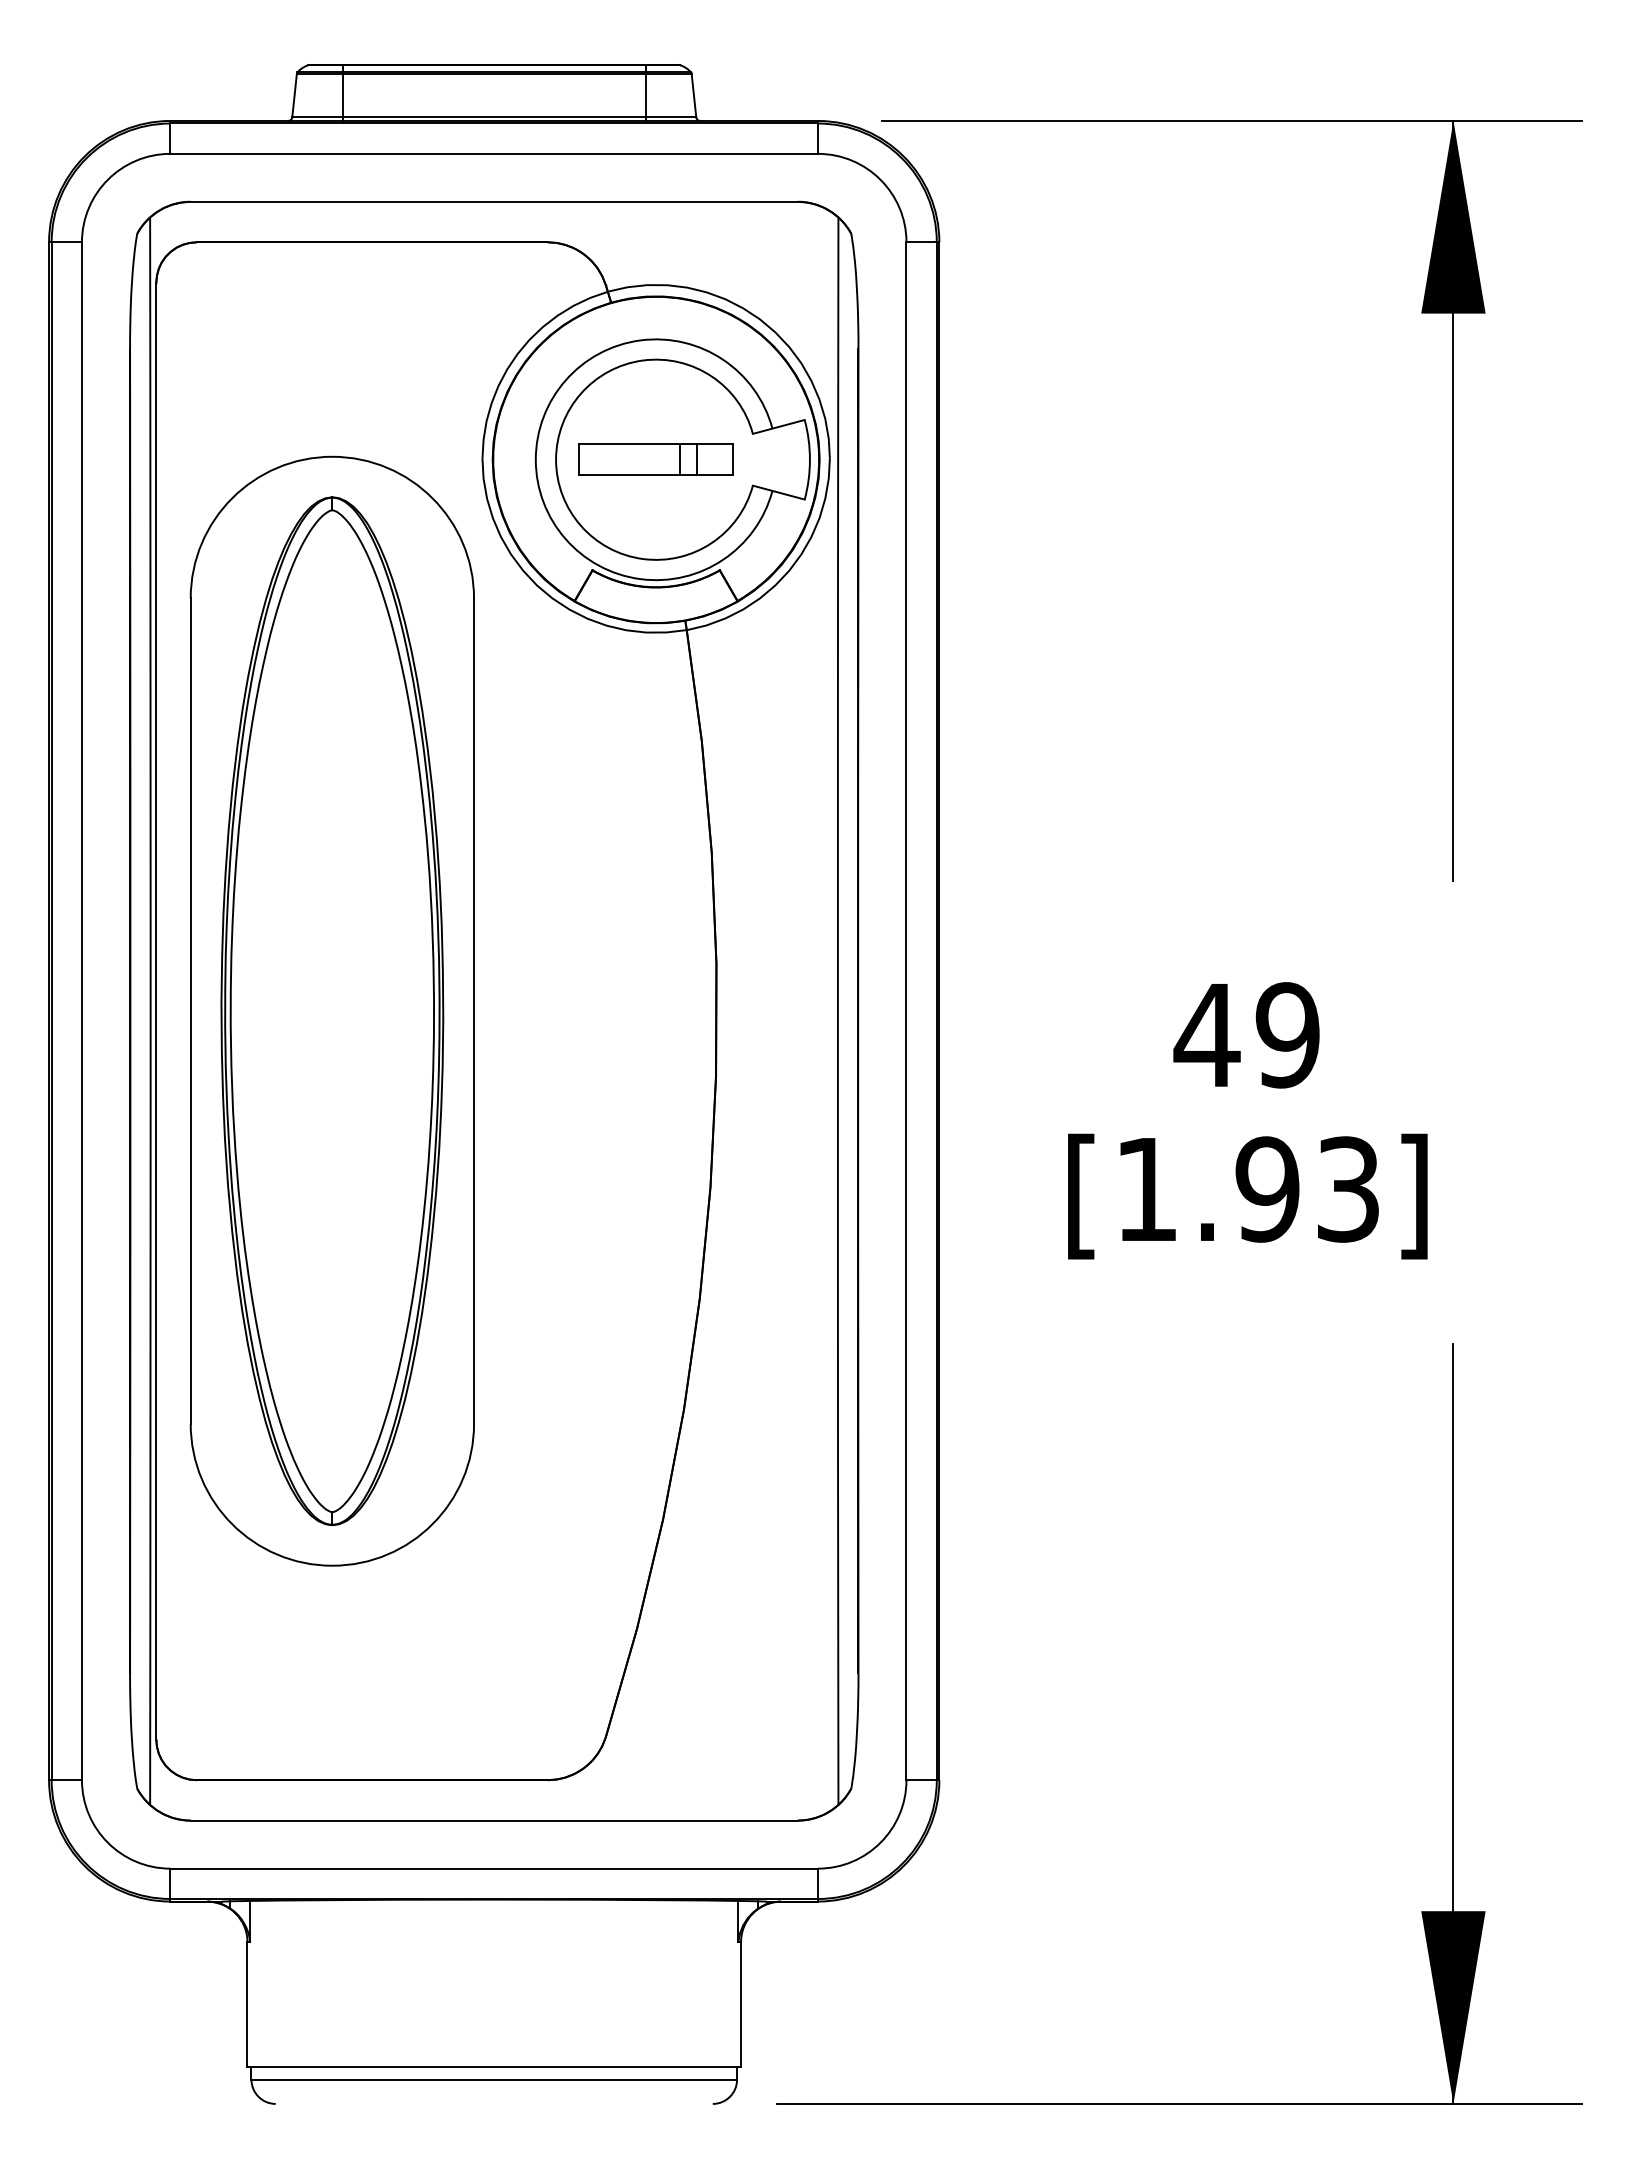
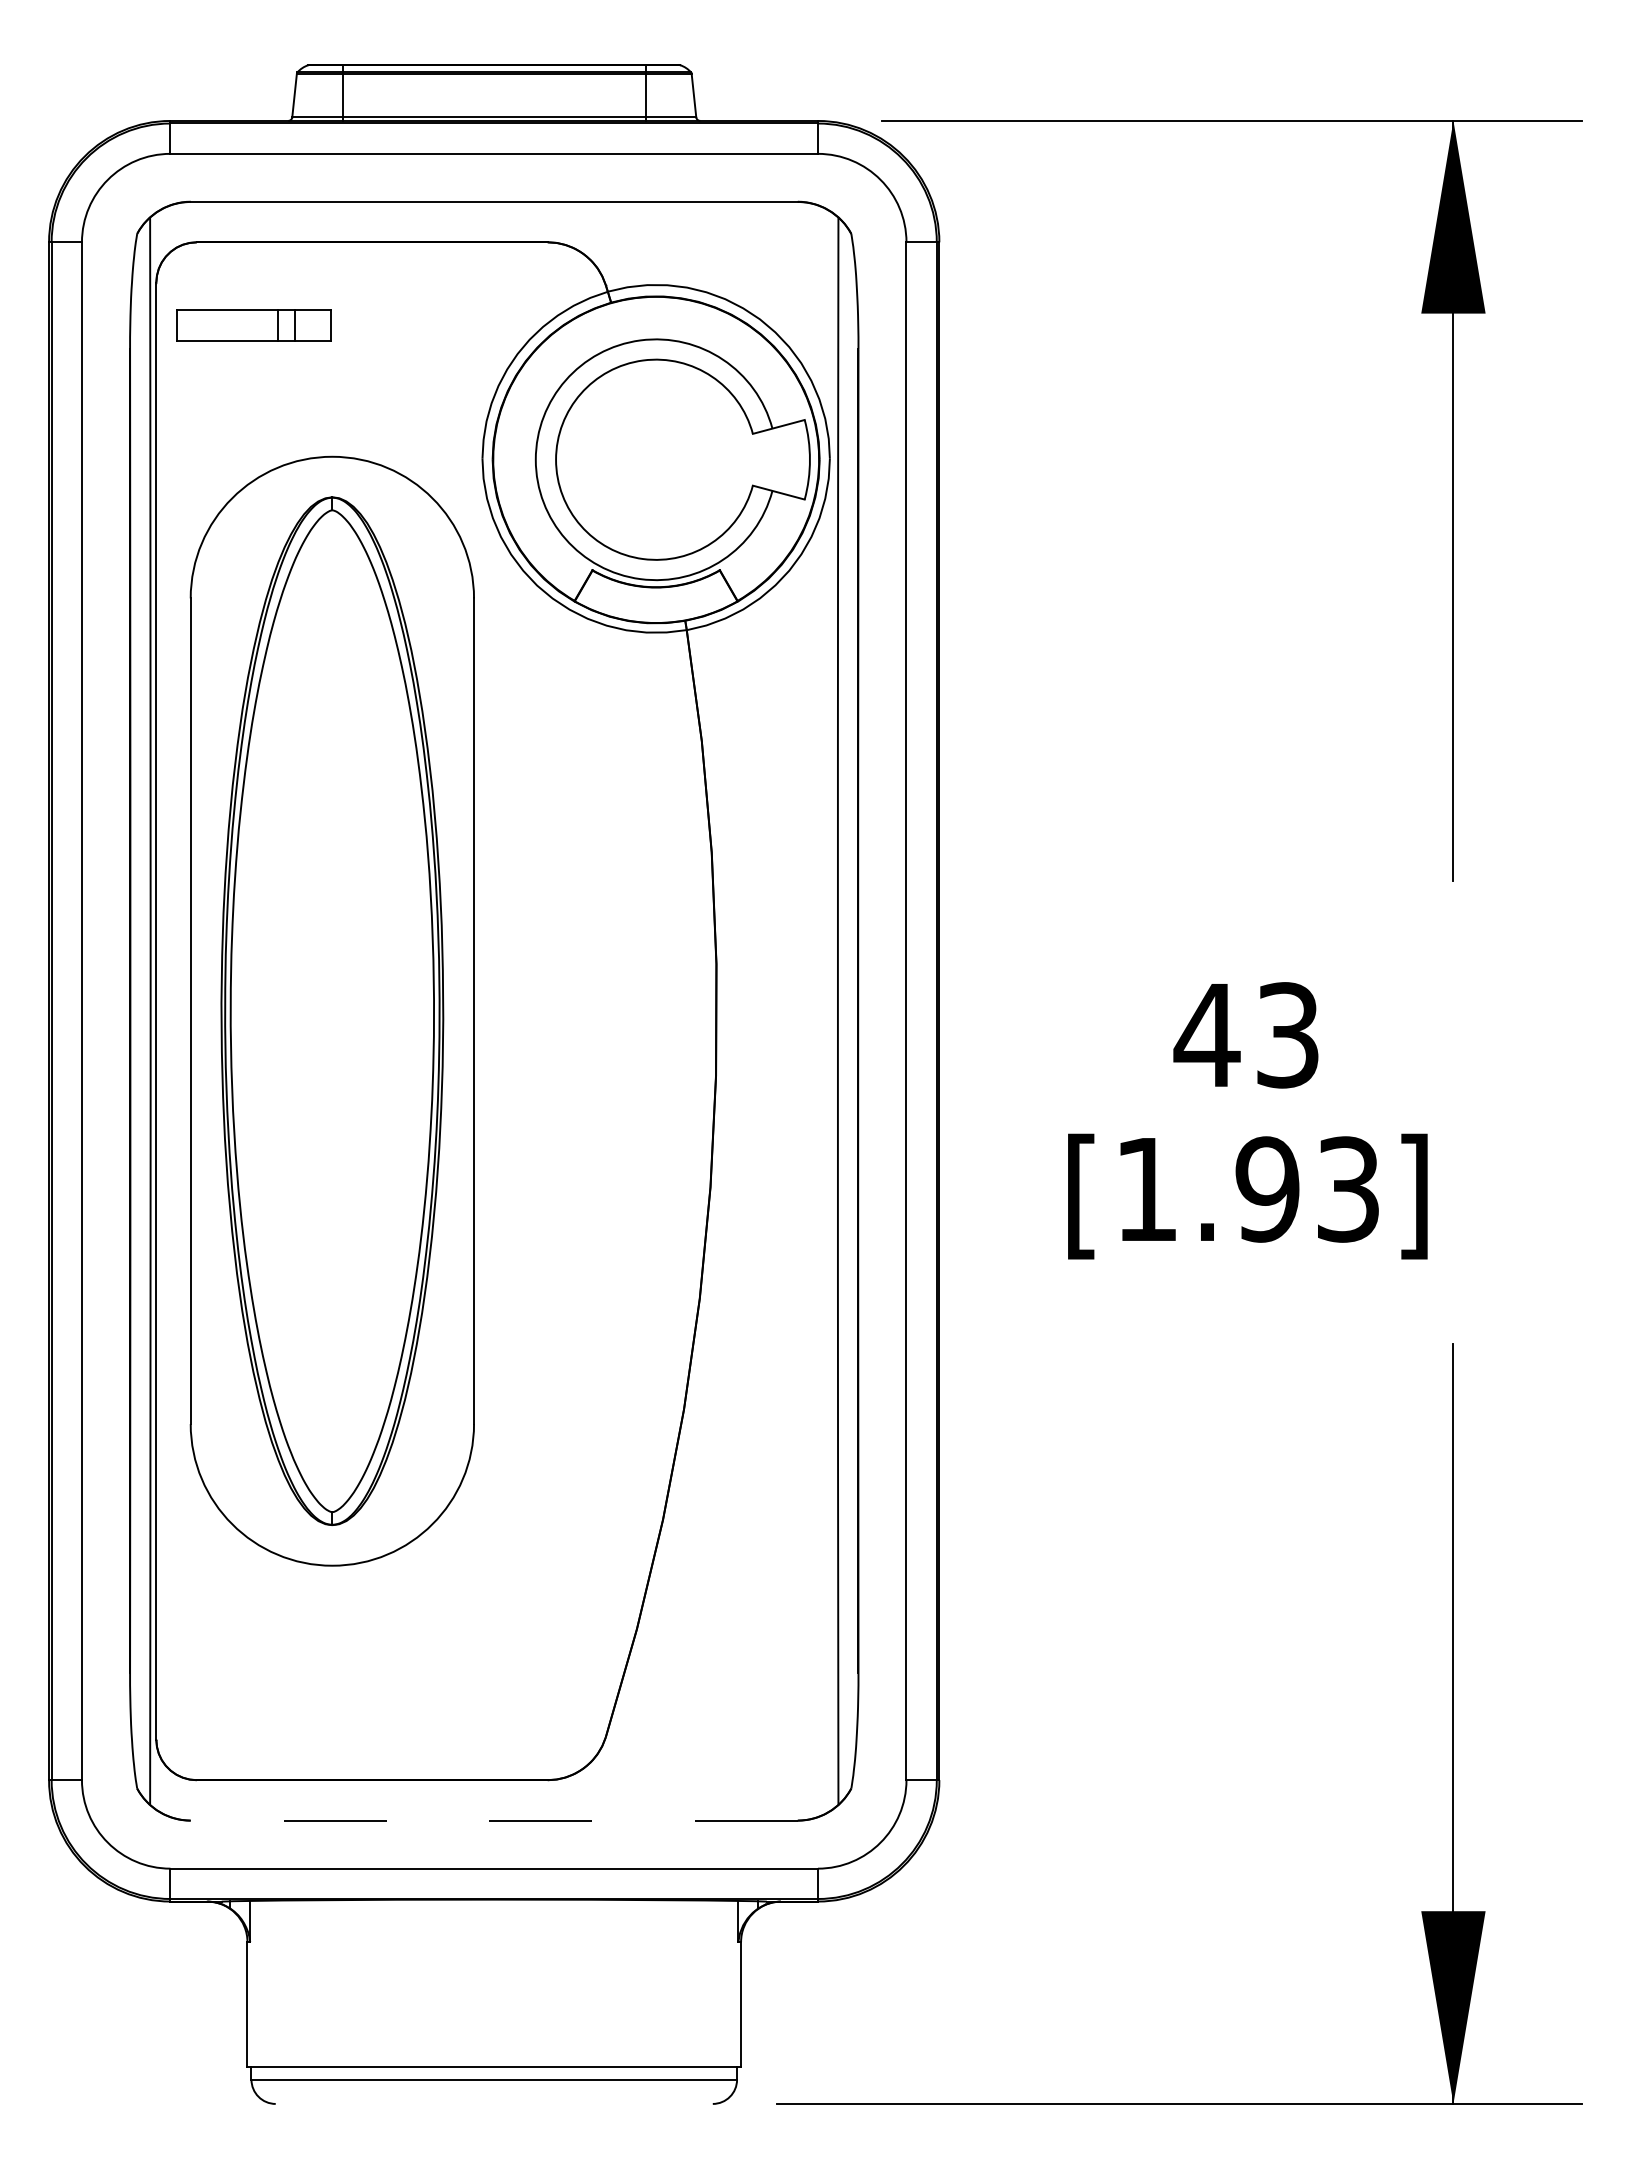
part position: (655, 459) -> (253, 325) (253, 325)
text: 49 -> 43 (1287, 1035)
line: solid -> dashed (494, 1820)
